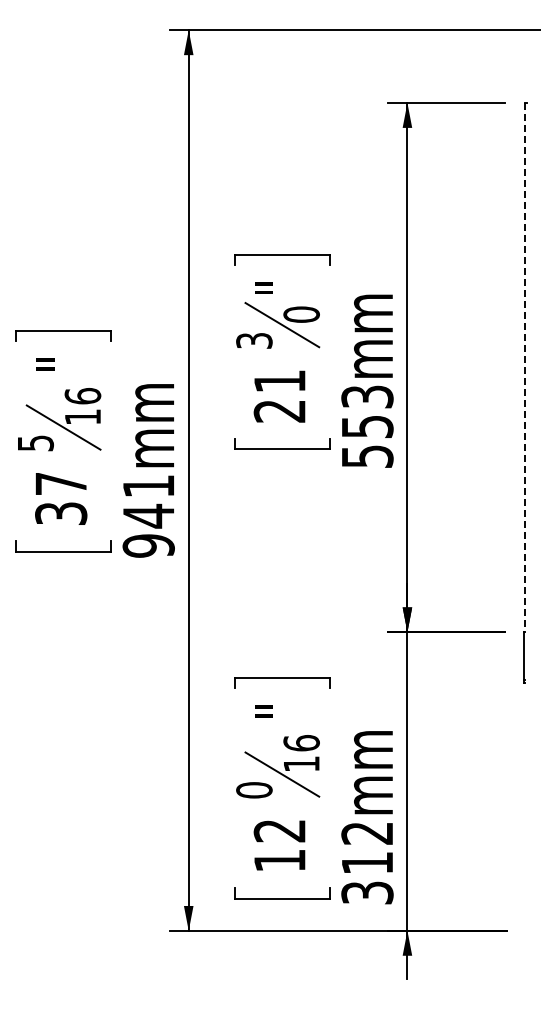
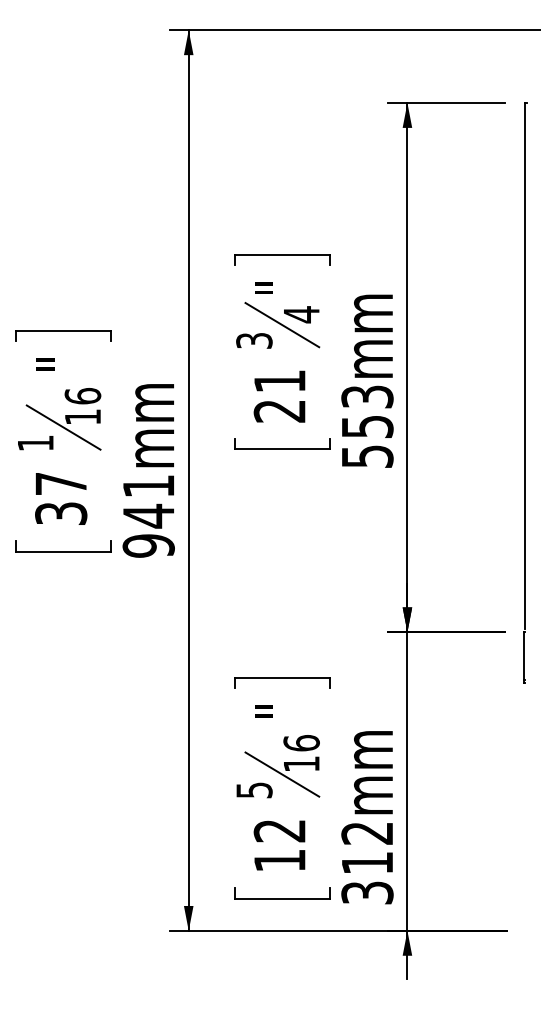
text: 0 -> 4 (301, 314)
line: dashed -> solid (524, 366)
text: 5 -> 1 (35, 443)
text: 0 -> 5 (254, 790)
